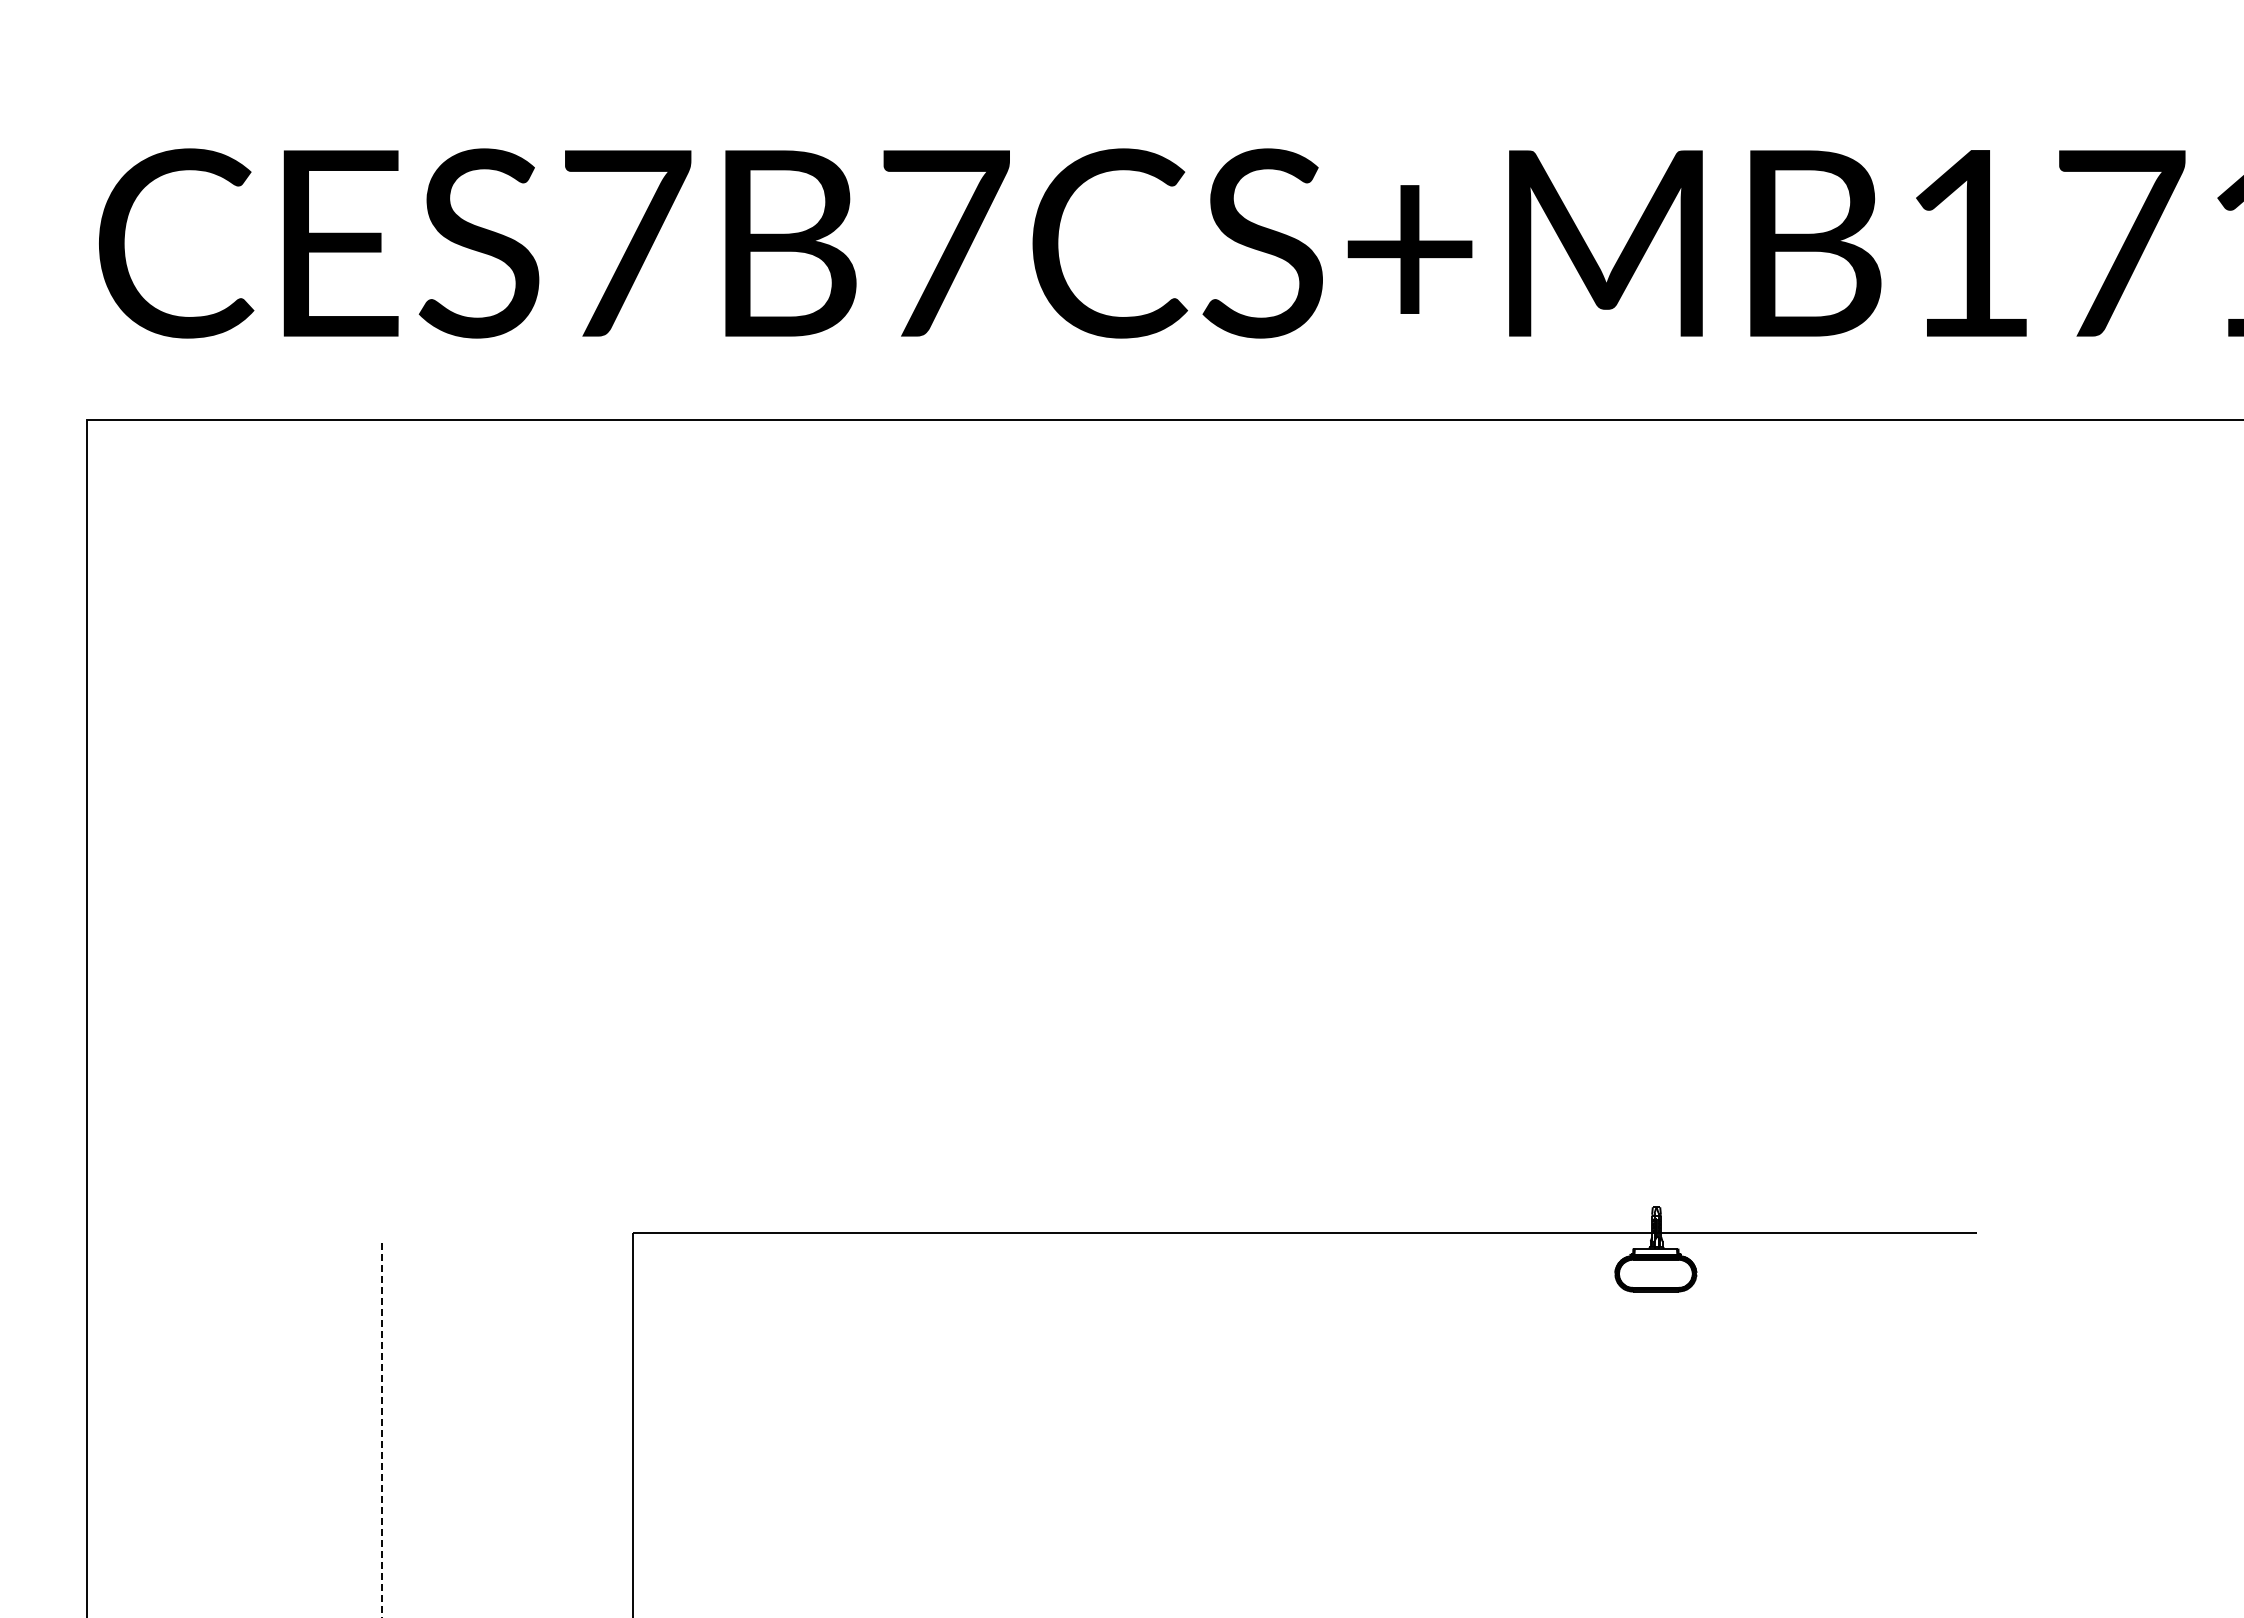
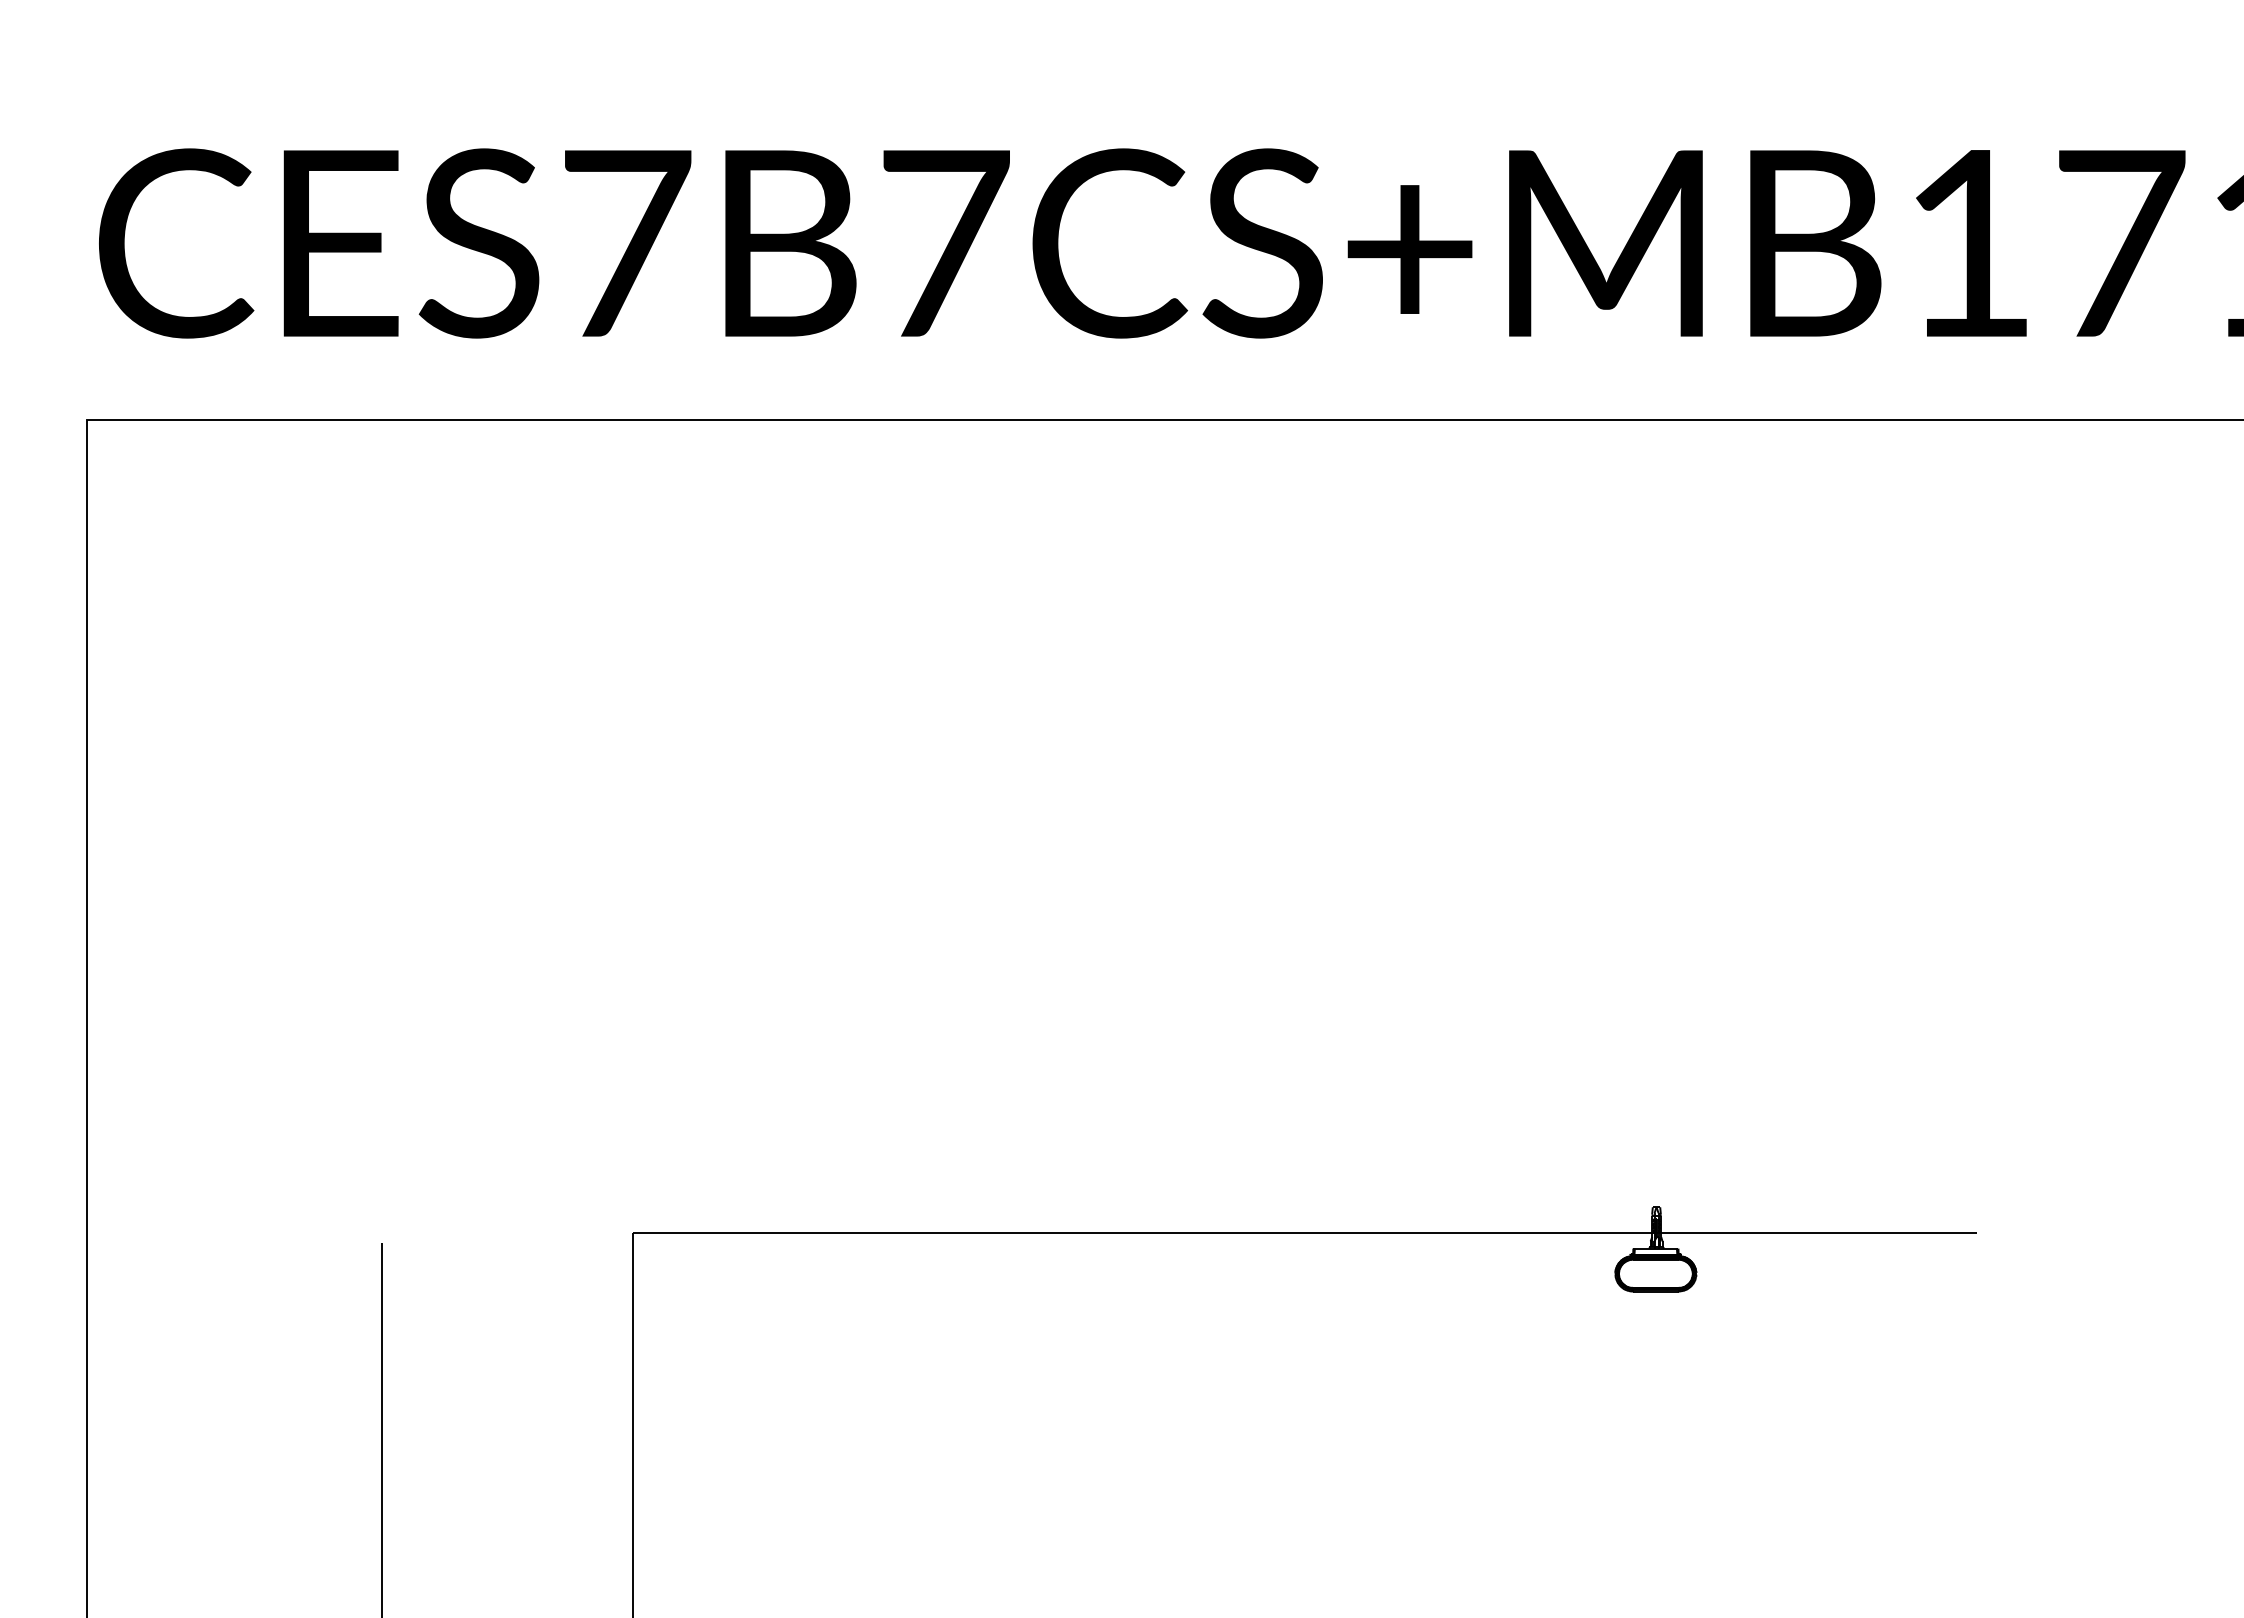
line: dashed -> solid (381, 1430)
